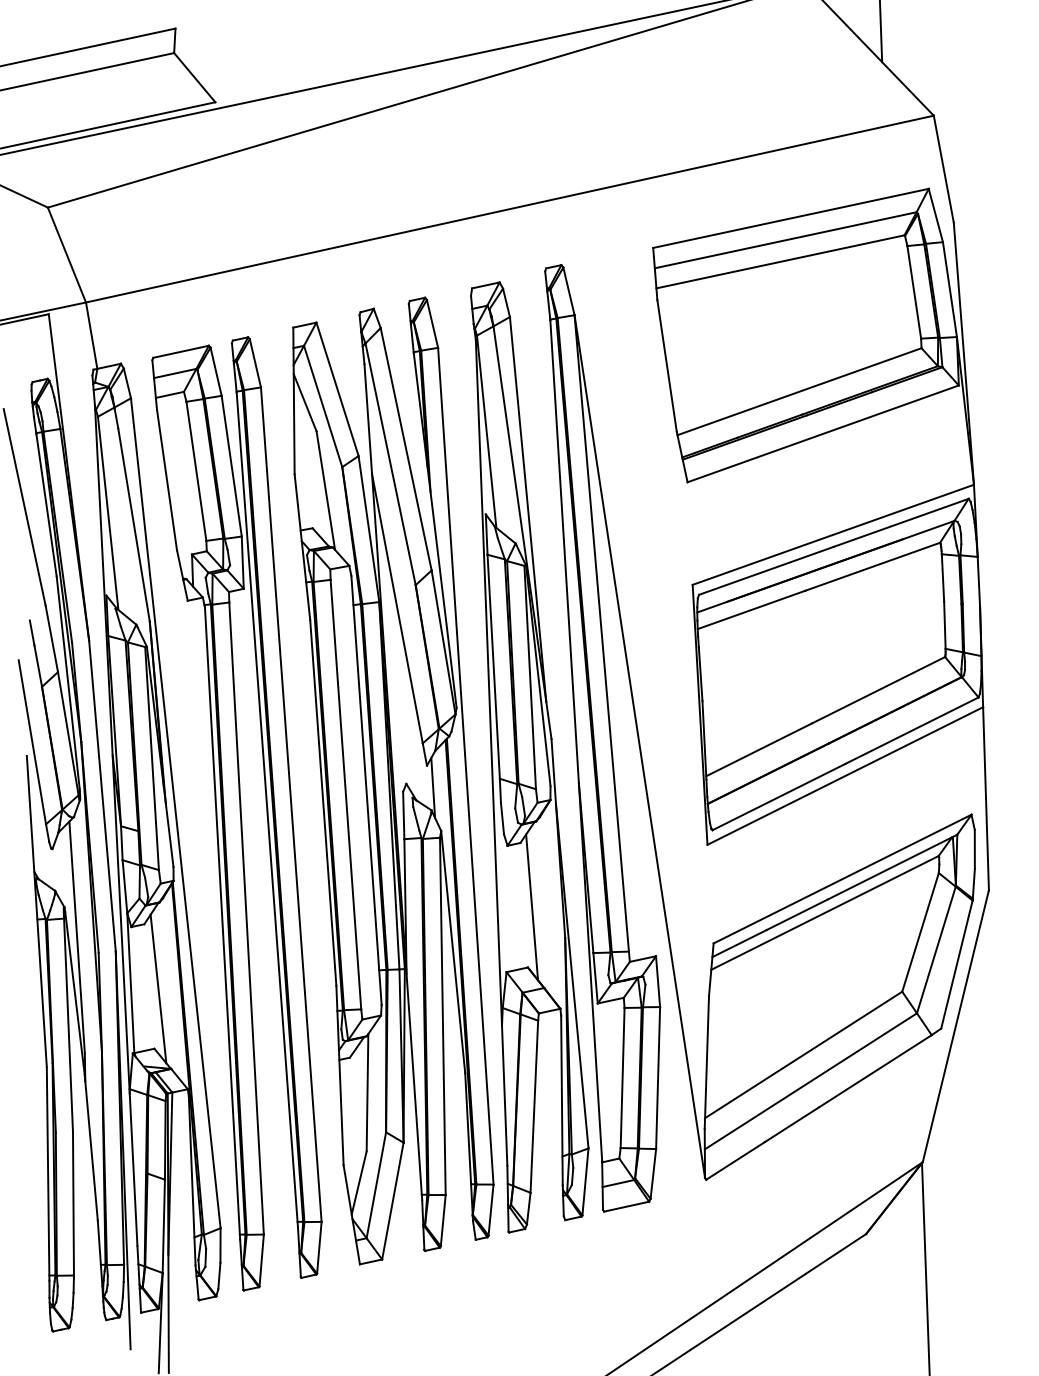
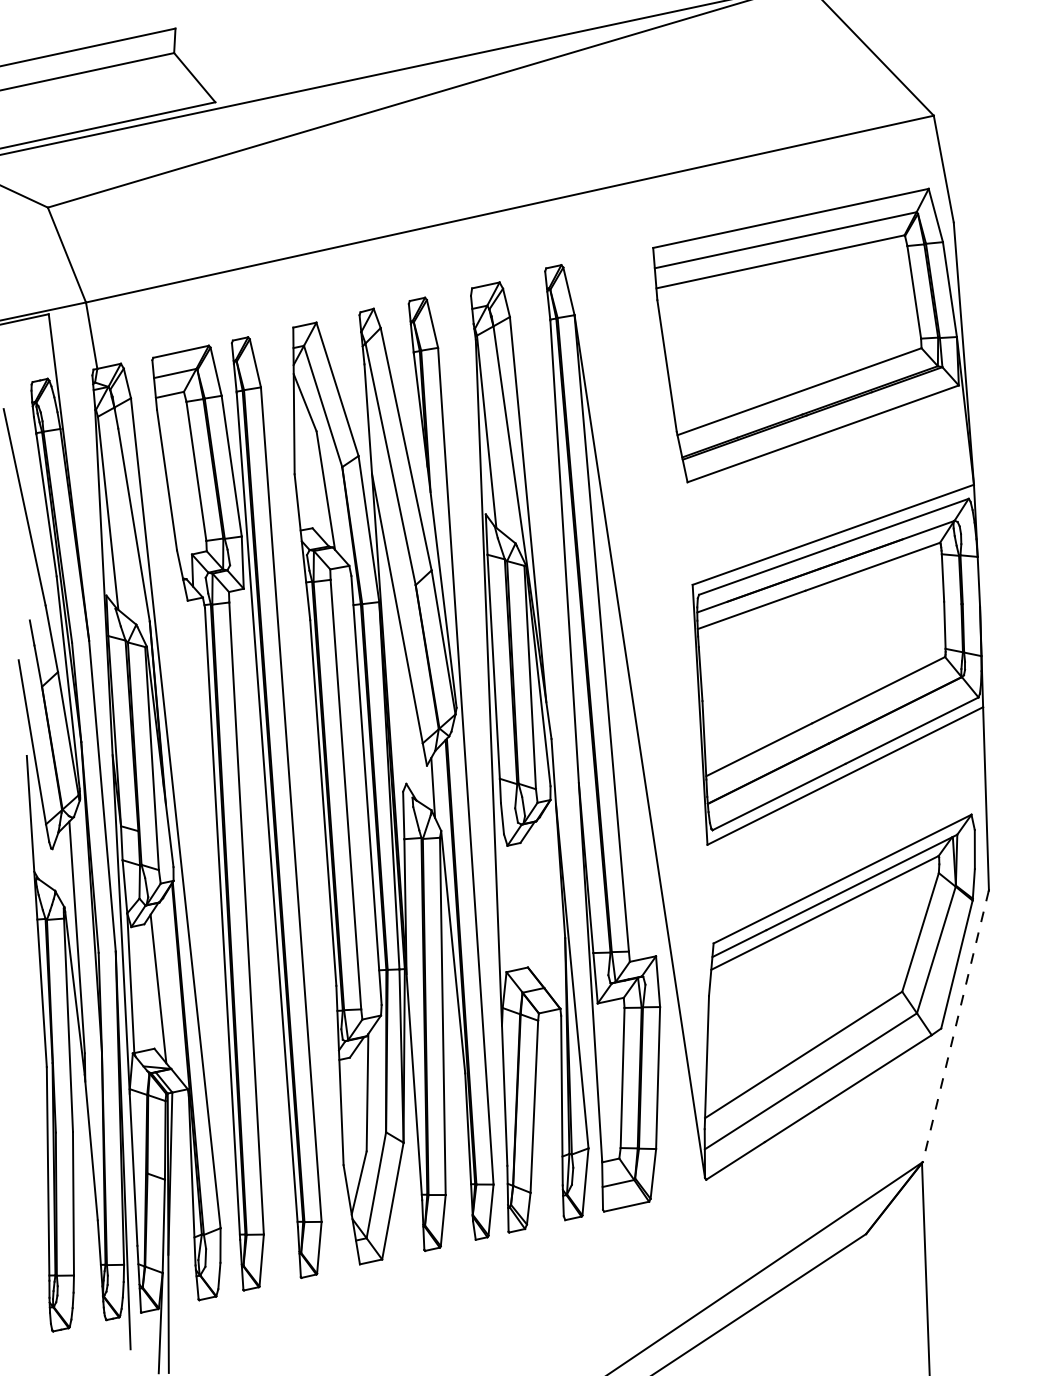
line: present -> none (880, 32)
line: present -> none (532, 907)
line: solid -> dashed (955, 1026)
